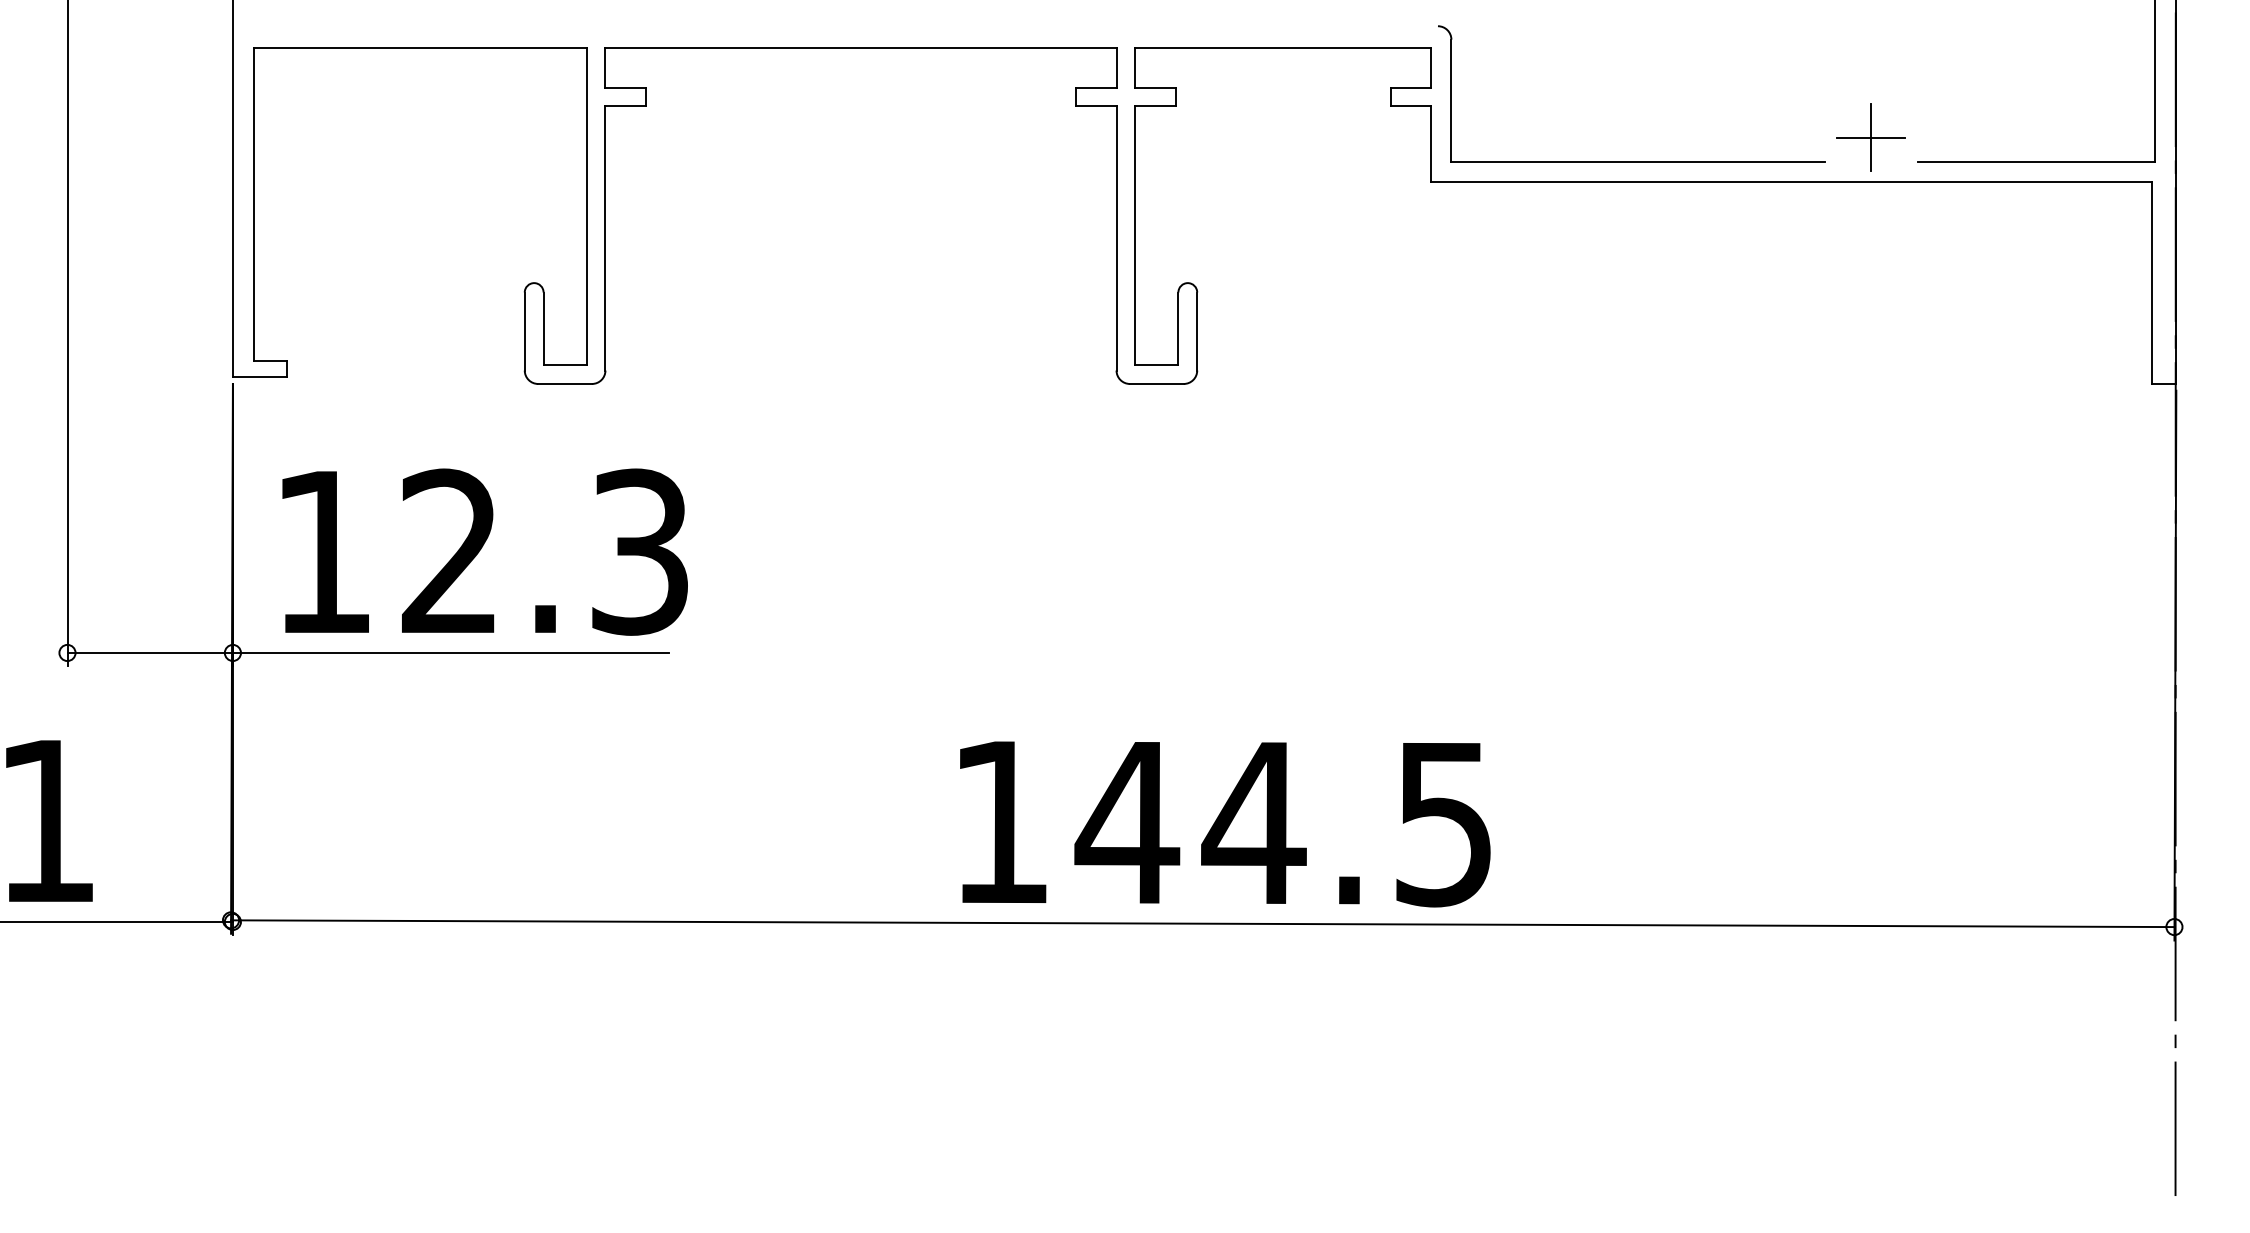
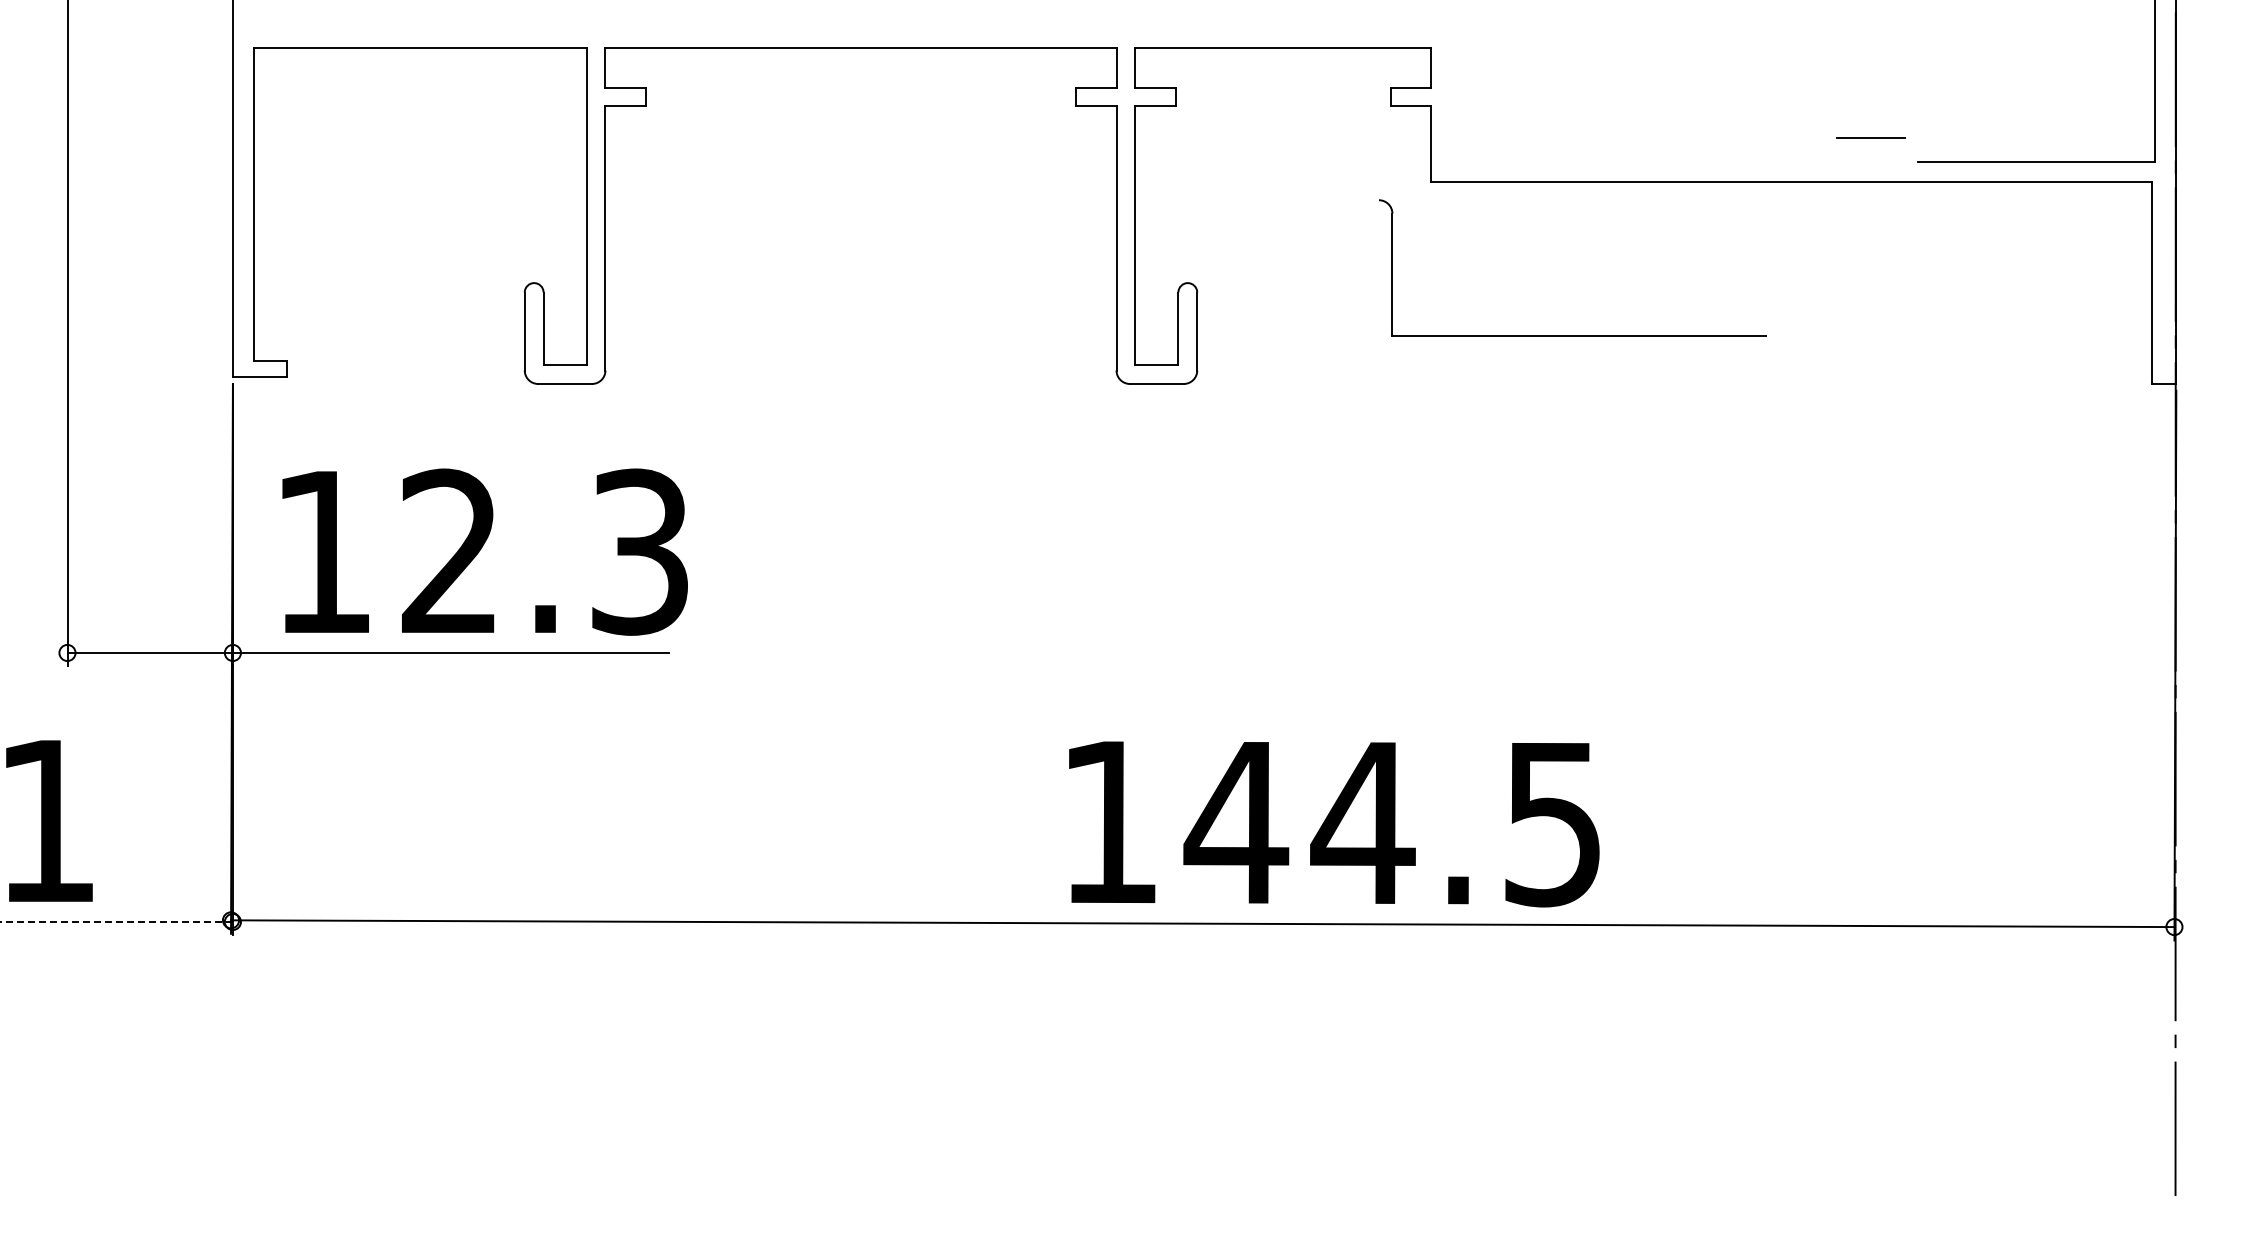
line: present -> none (1871, 137)
part position: (1631, 161) -> (1572, 335) (1572, 335)
text position: (1225, 824) -> (1334, 824) (1334, 824)
line: solid -> dashed (116, 921)
